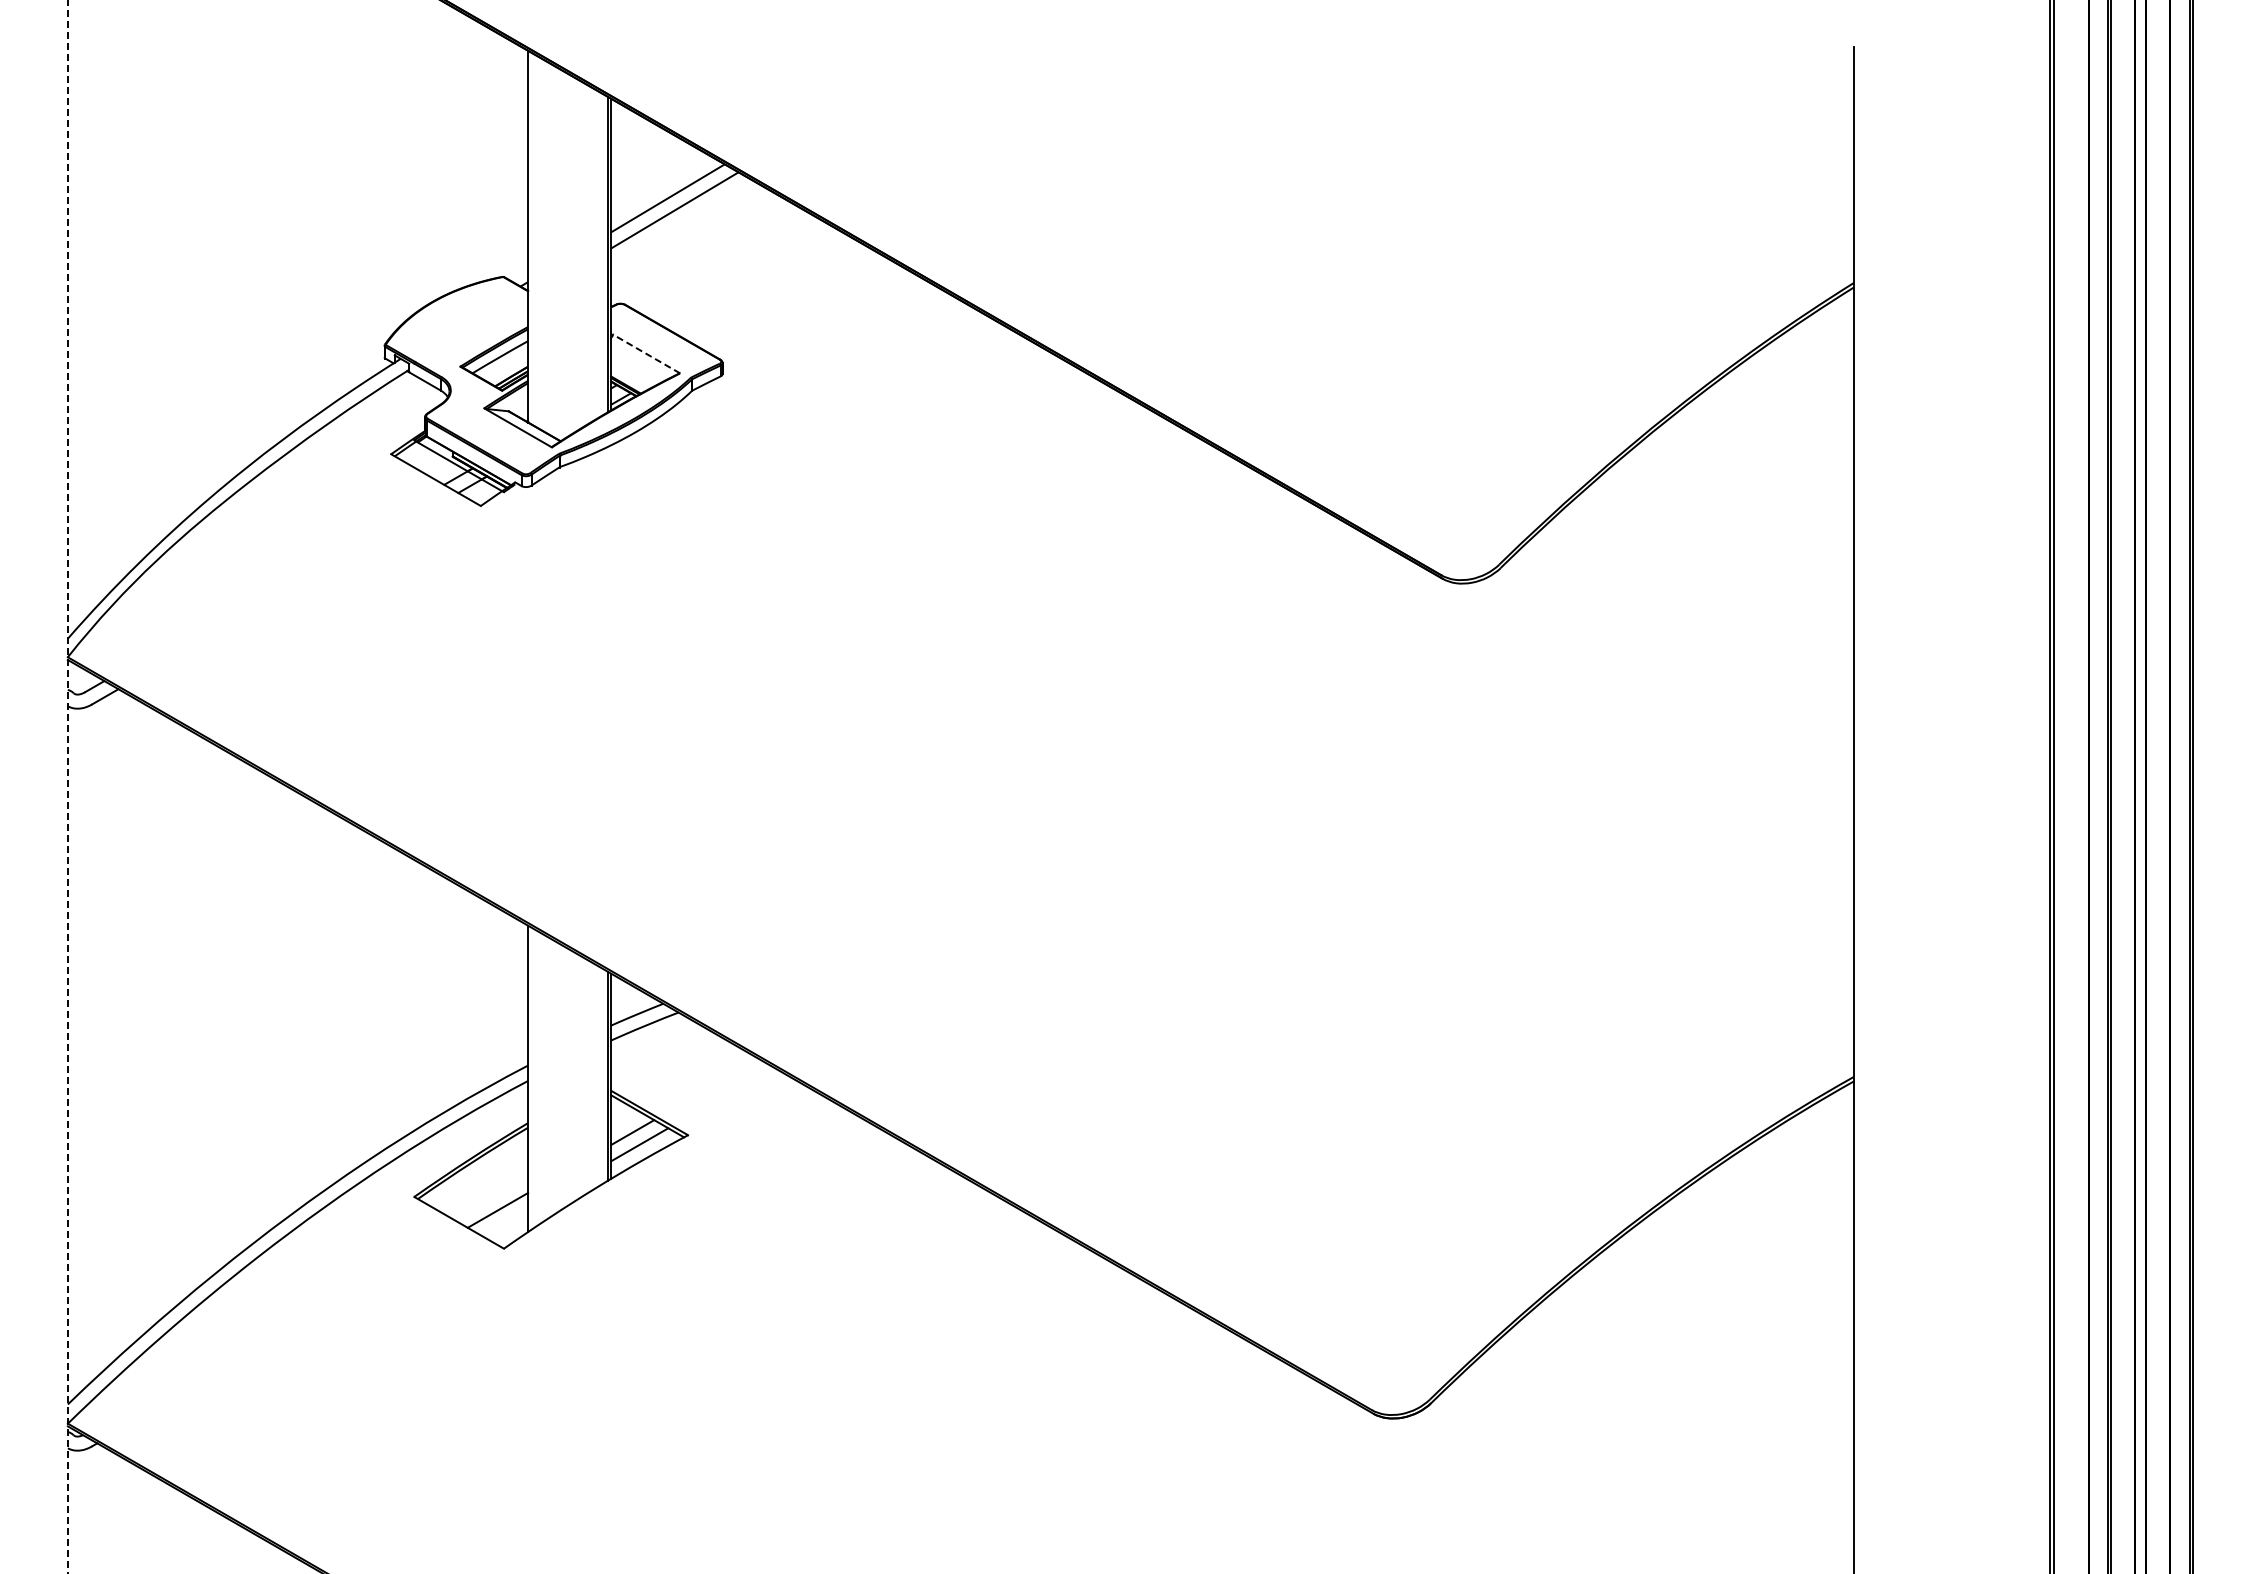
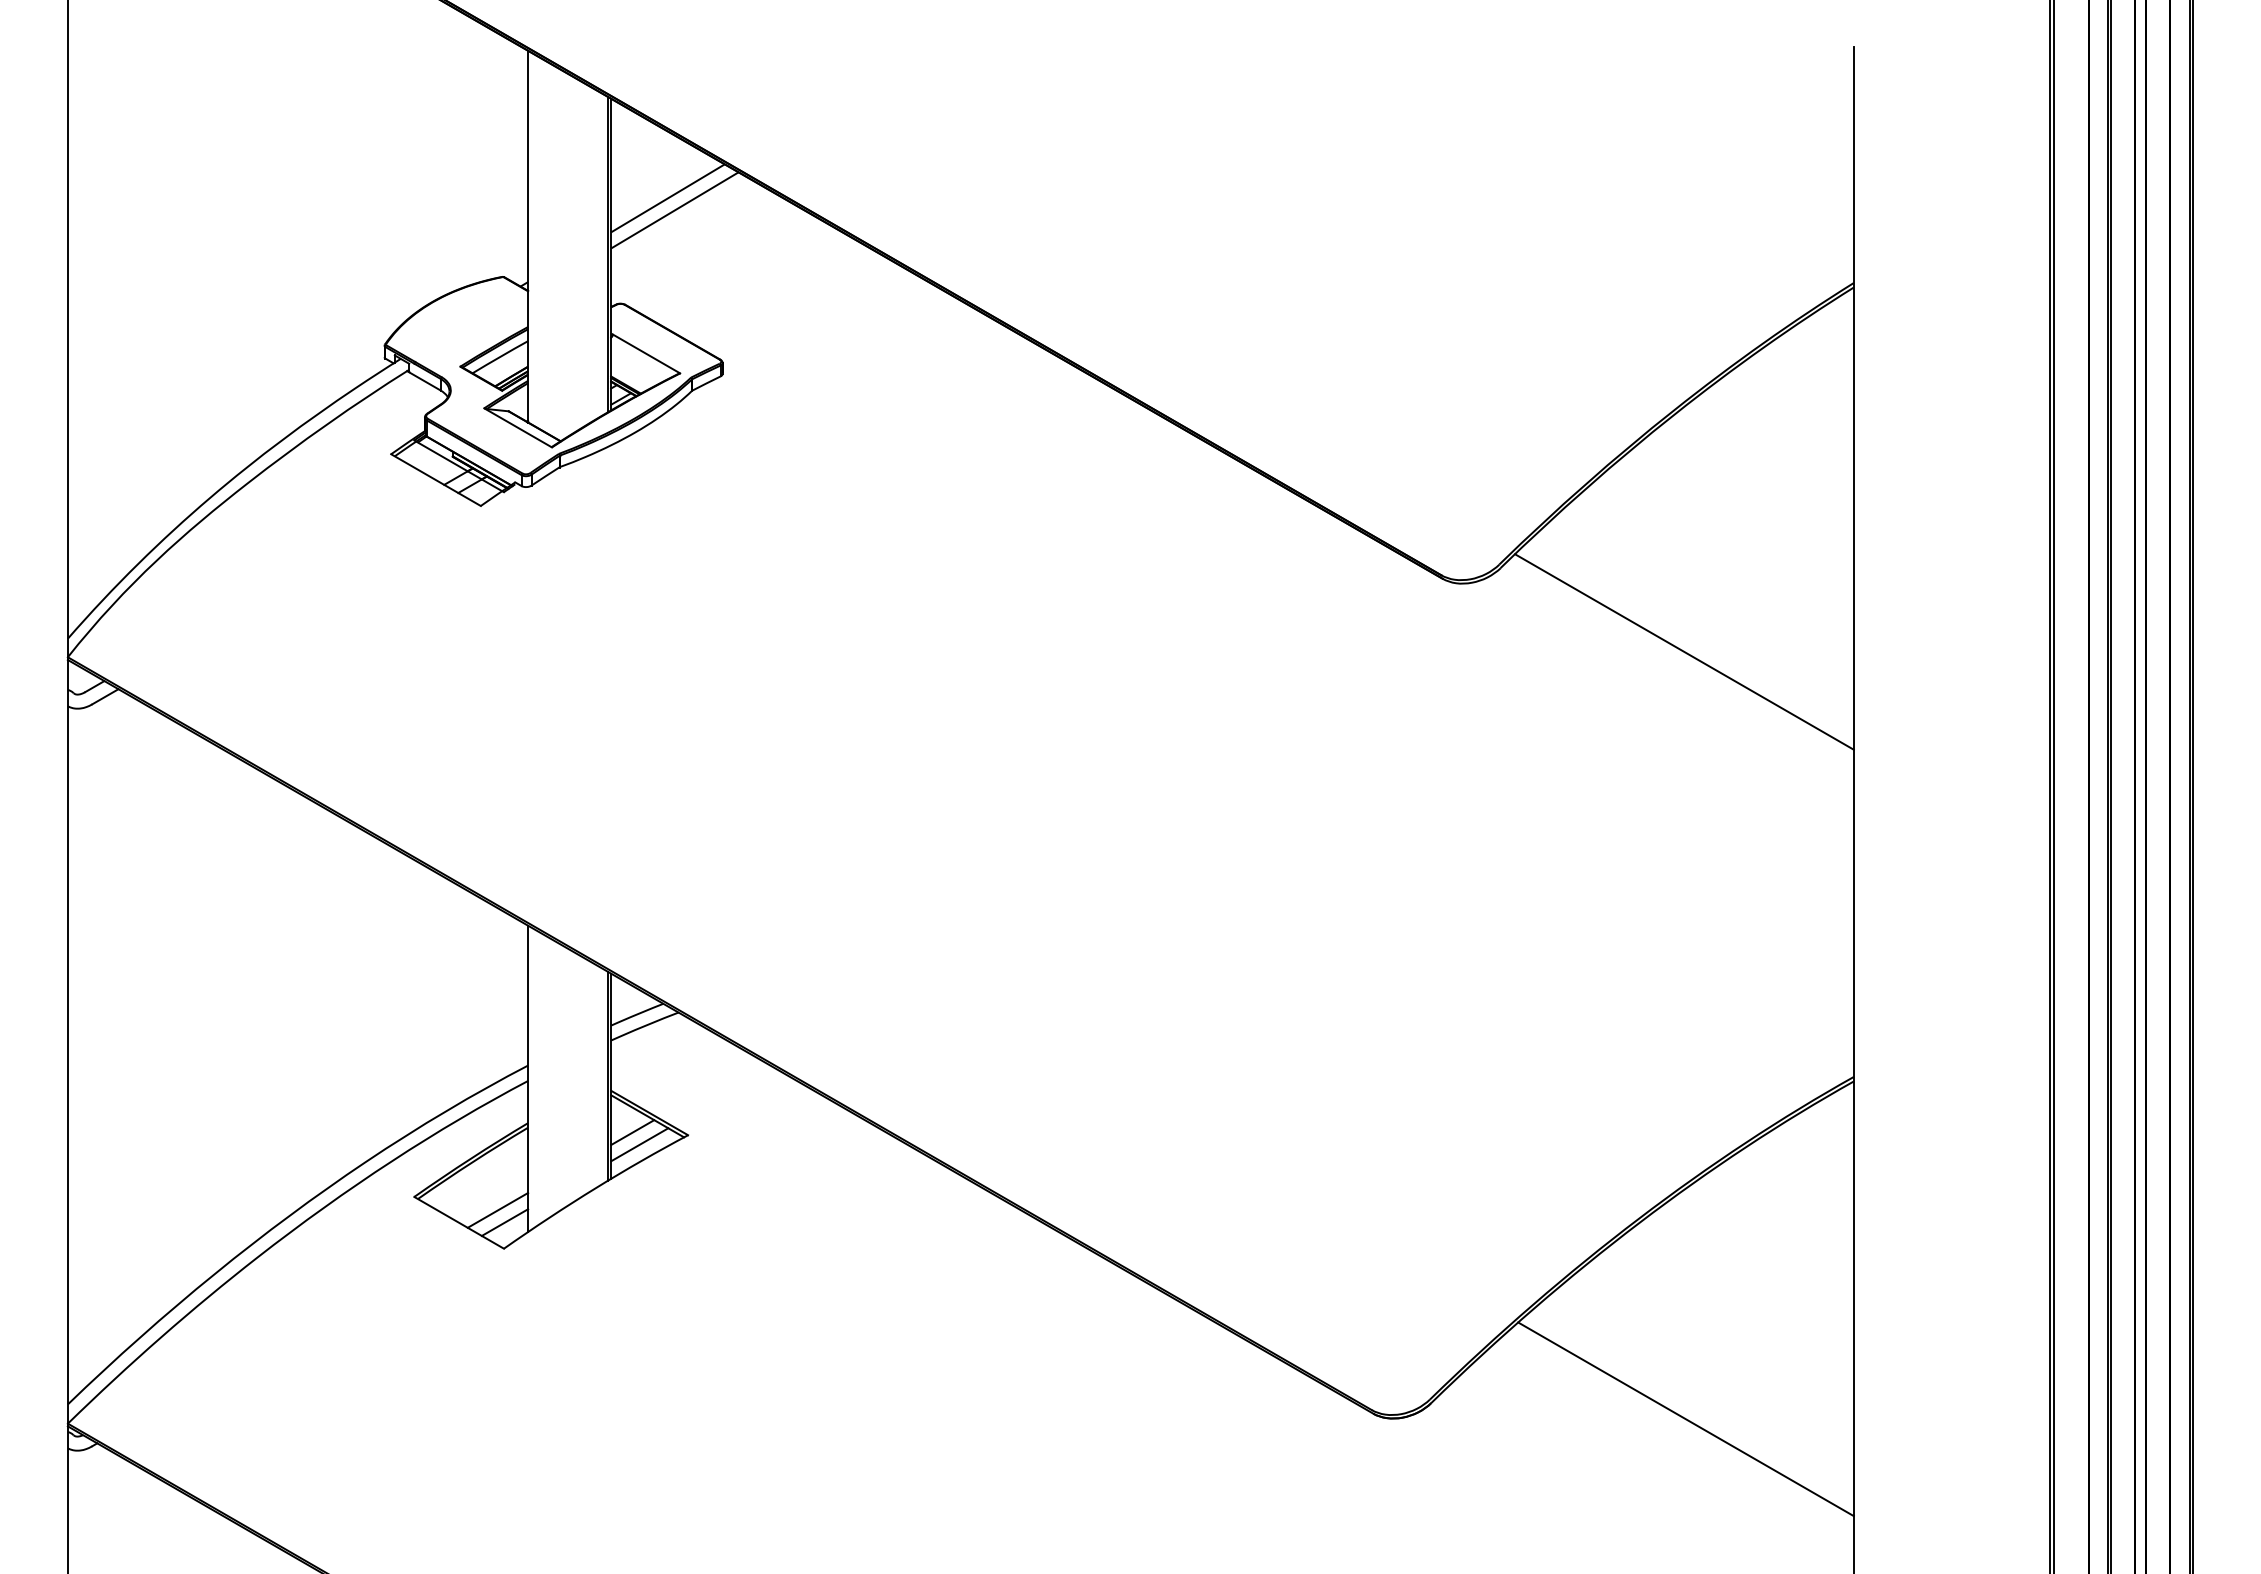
line: dashed -> solid (645, 353)
line: none -> present (1684, 651)
line: dashed -> solid (67, 786)
line: none -> present (504, 1222)
line: none -> present (1685, 1419)
